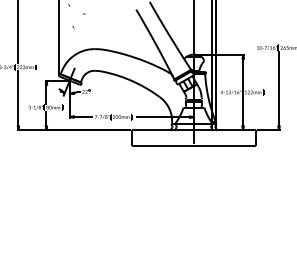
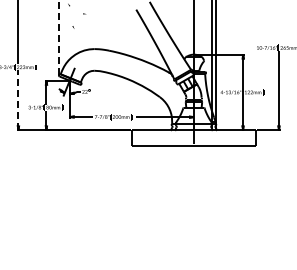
line: solid -> dashed (58, 37)
line: solid -> dashed (18, 99)
